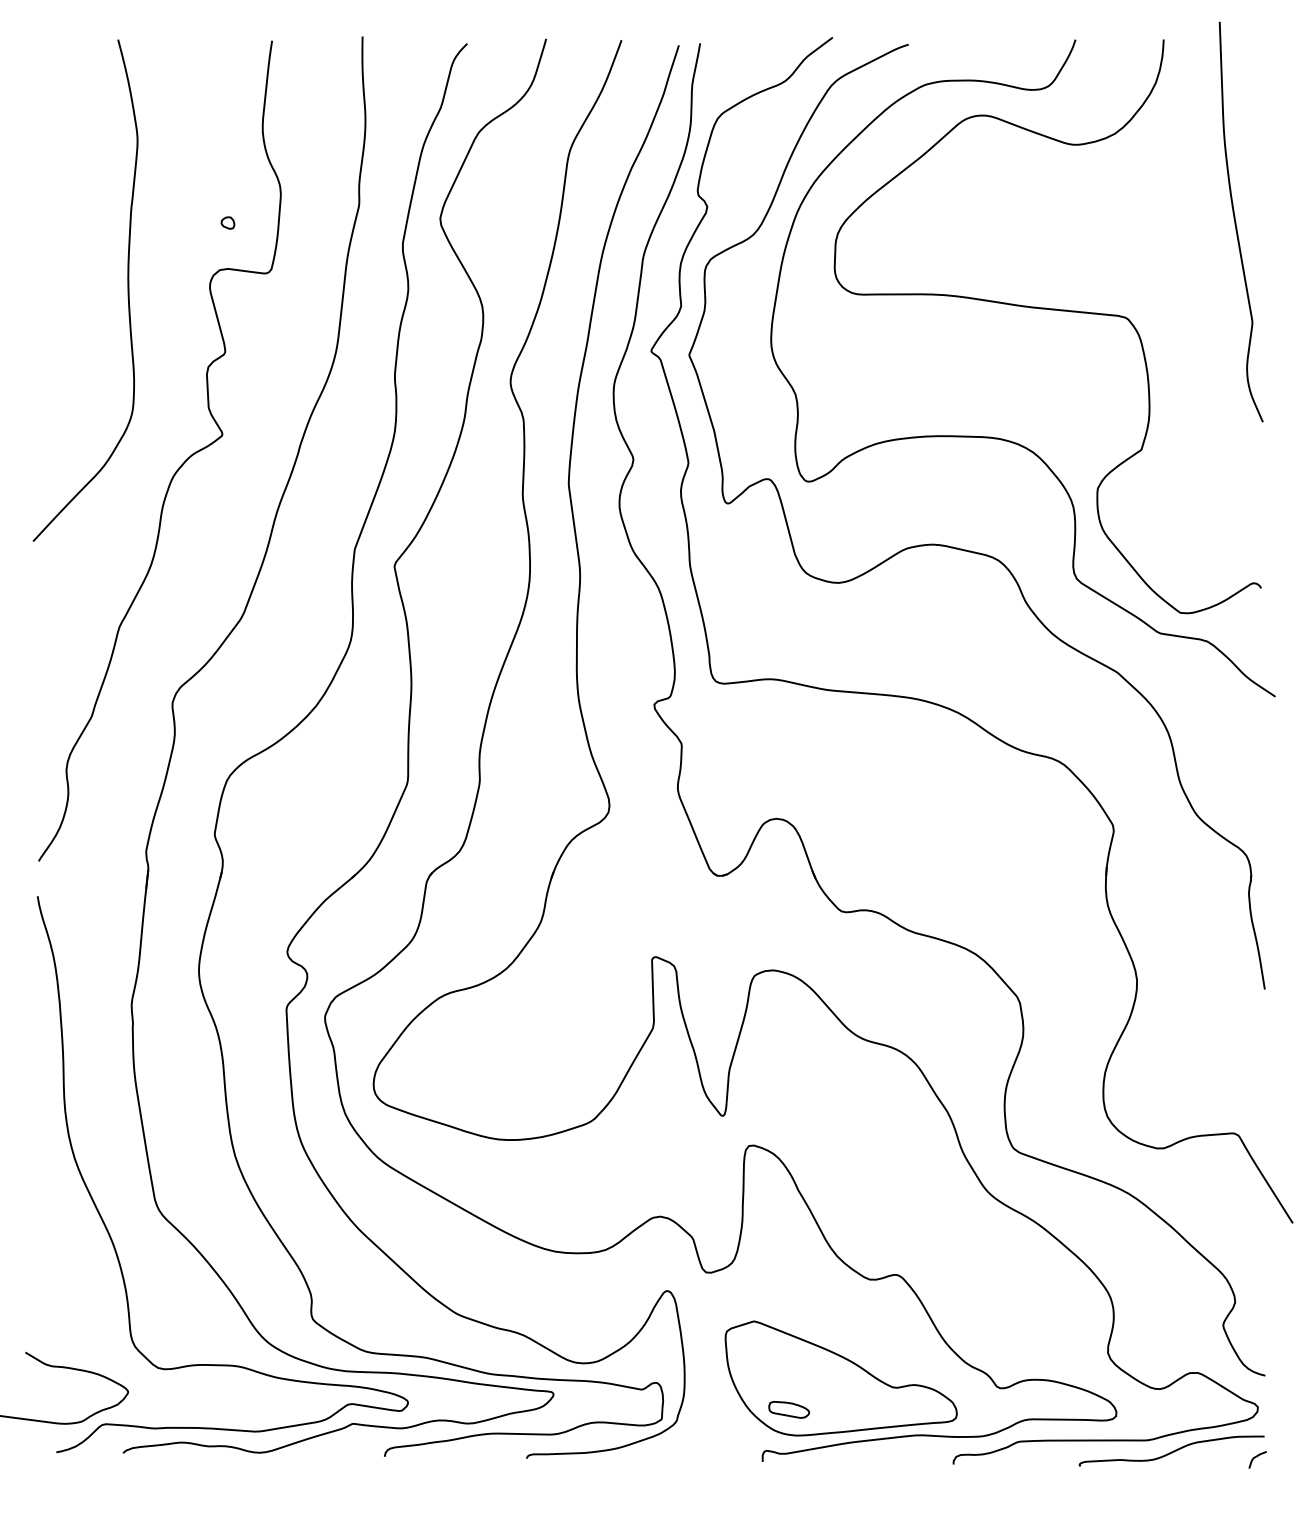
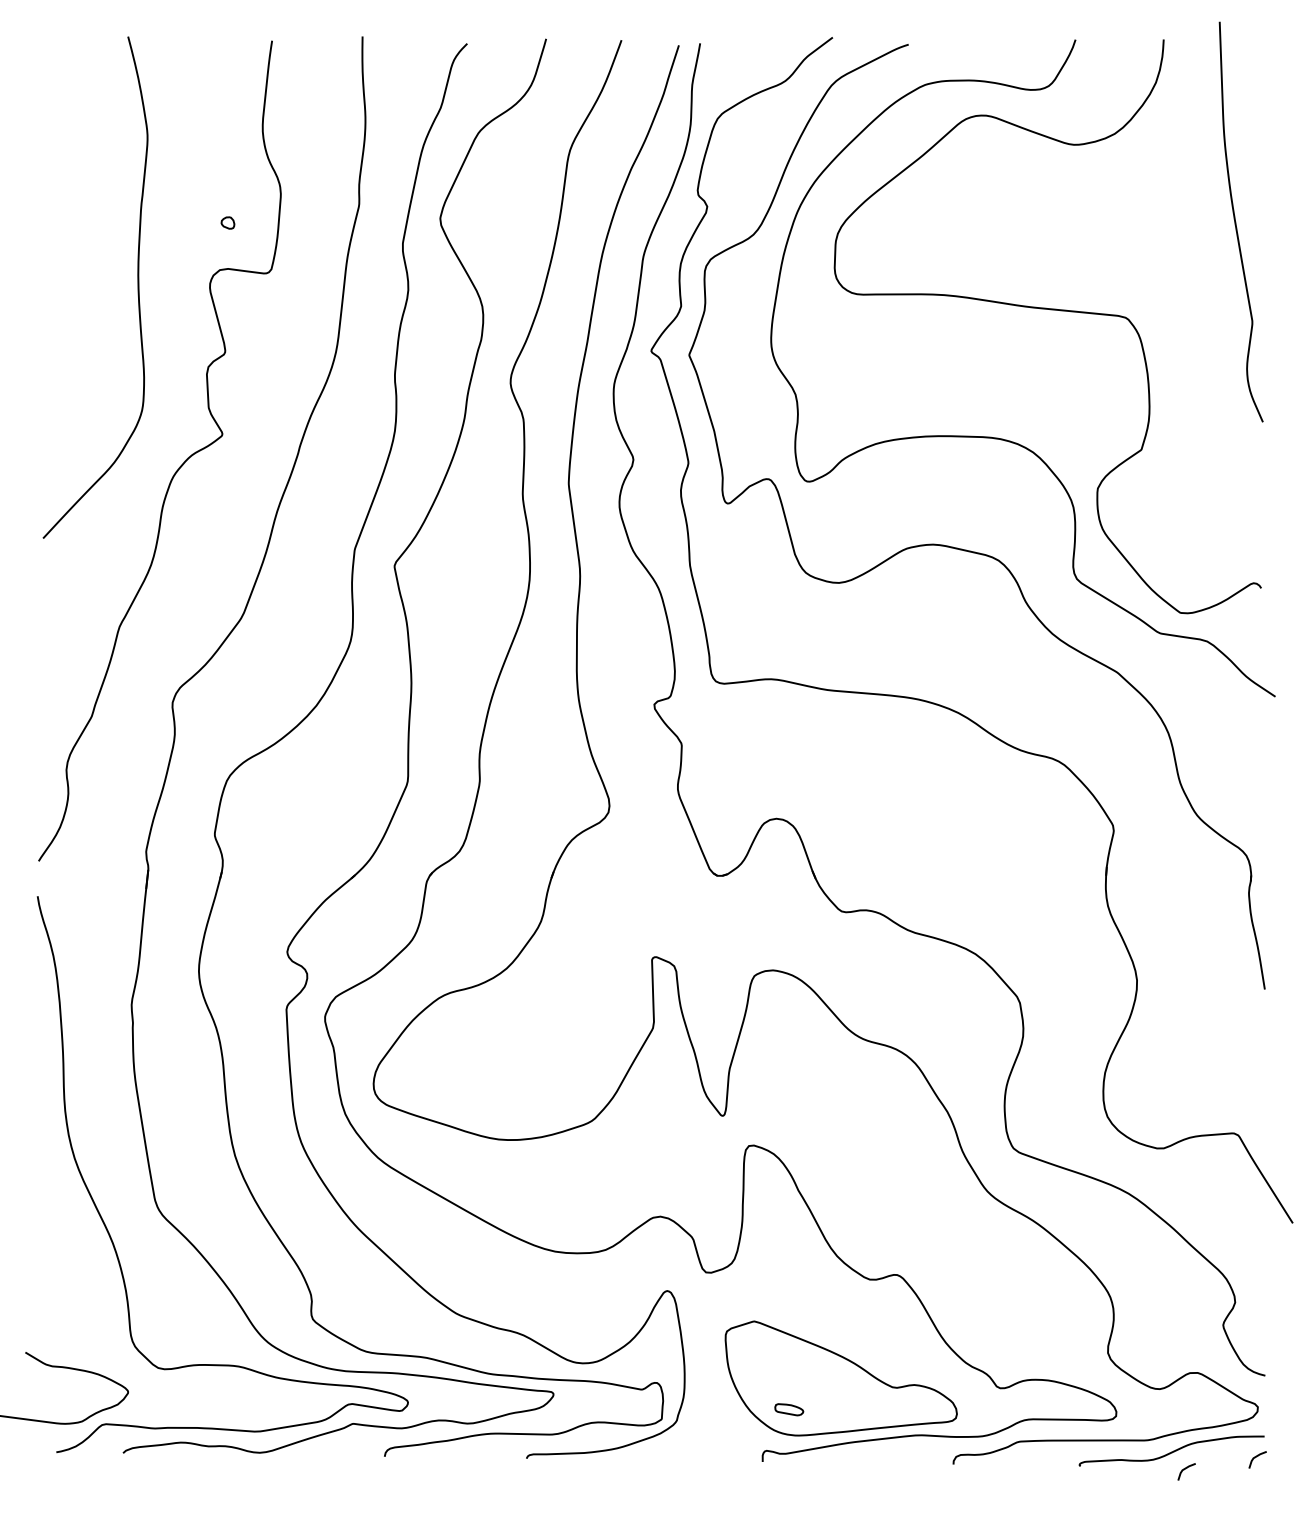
curve position: (127, 290) -> (137, 287) (137, 287)
part size: 43x19 px -> 31x14 px (789, 1409)
curve: none -> present (1185, 1469)
